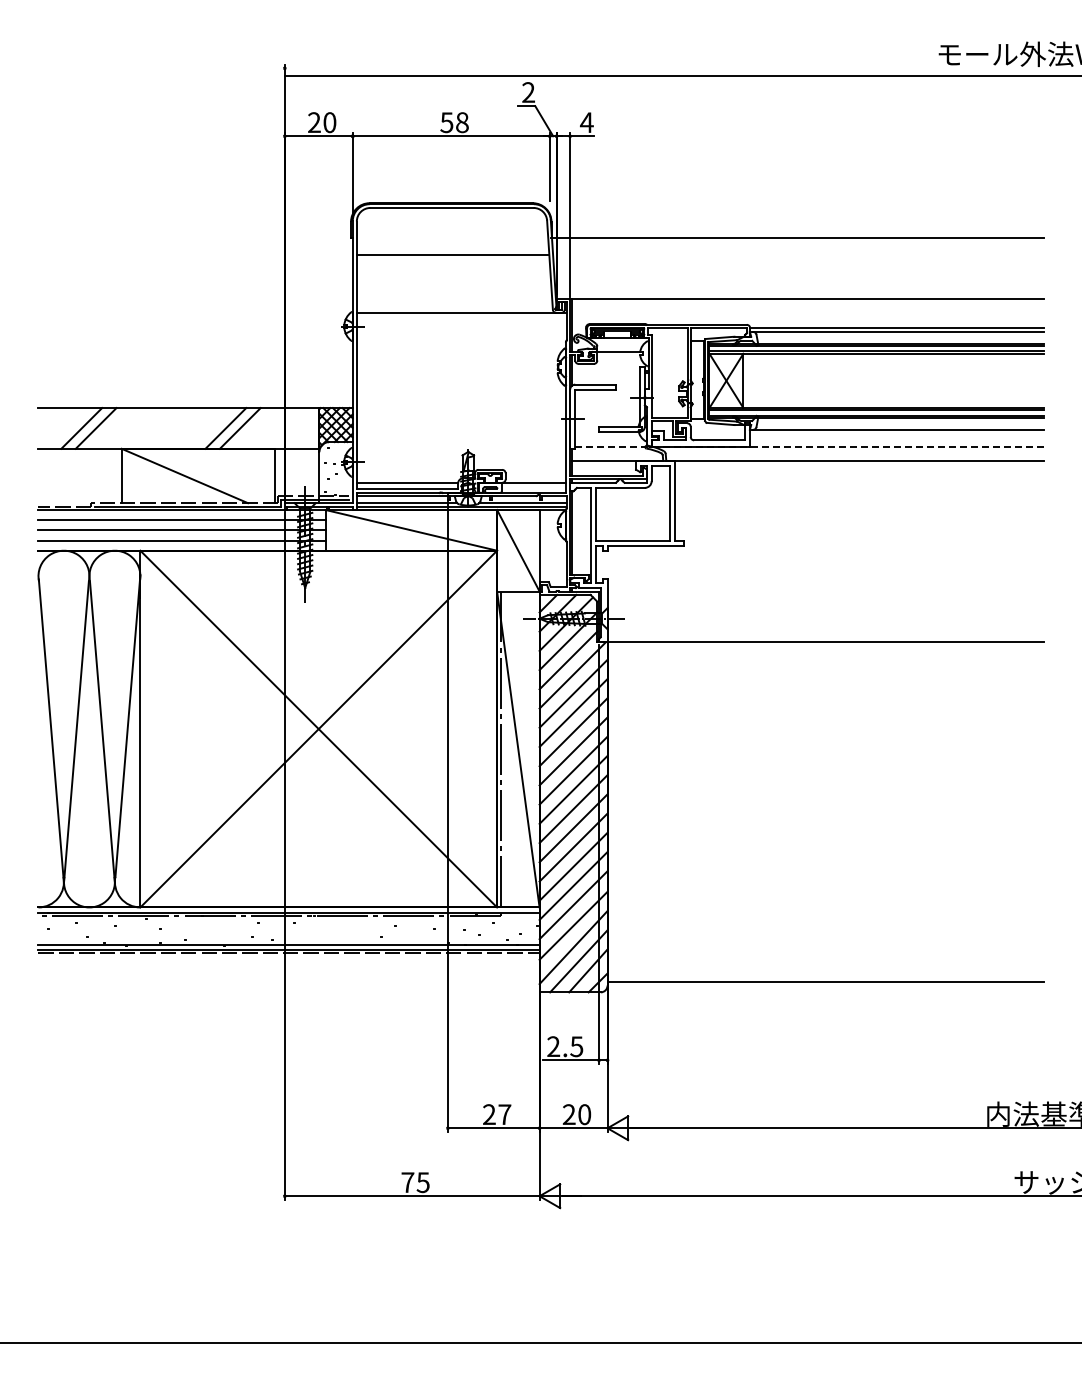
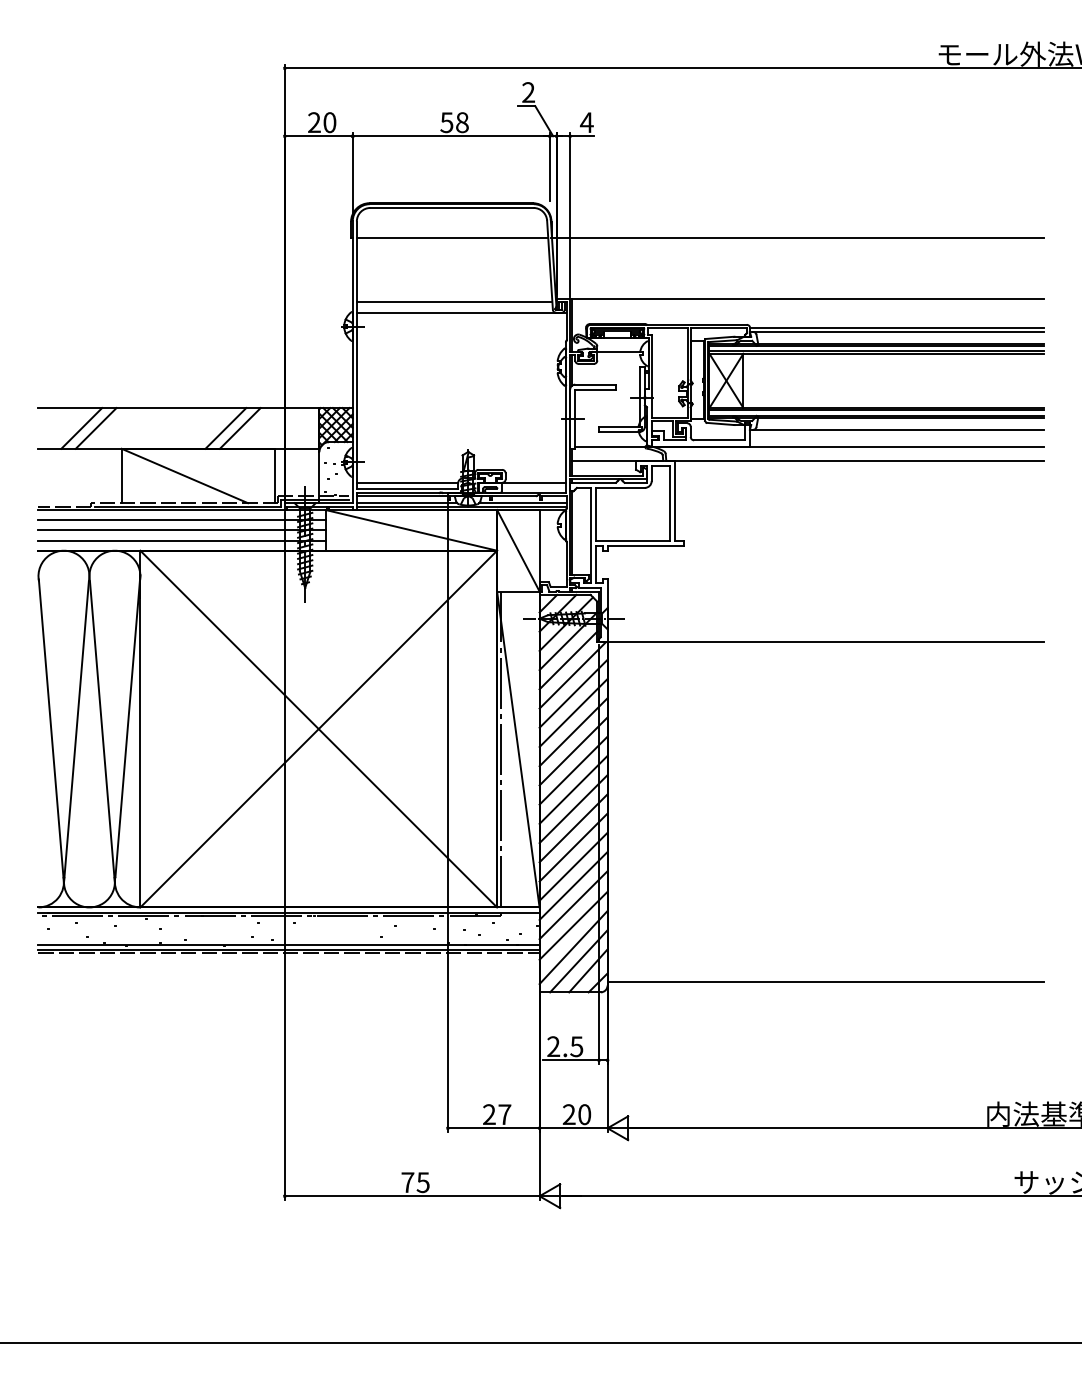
line position: (681, 76) -> (681, 68) (681, 68)
line position: (452, 255) -> (452, 238) (452, 238)
line: none -> present (454, 301)
line: dashed -> solid (809, 447)
